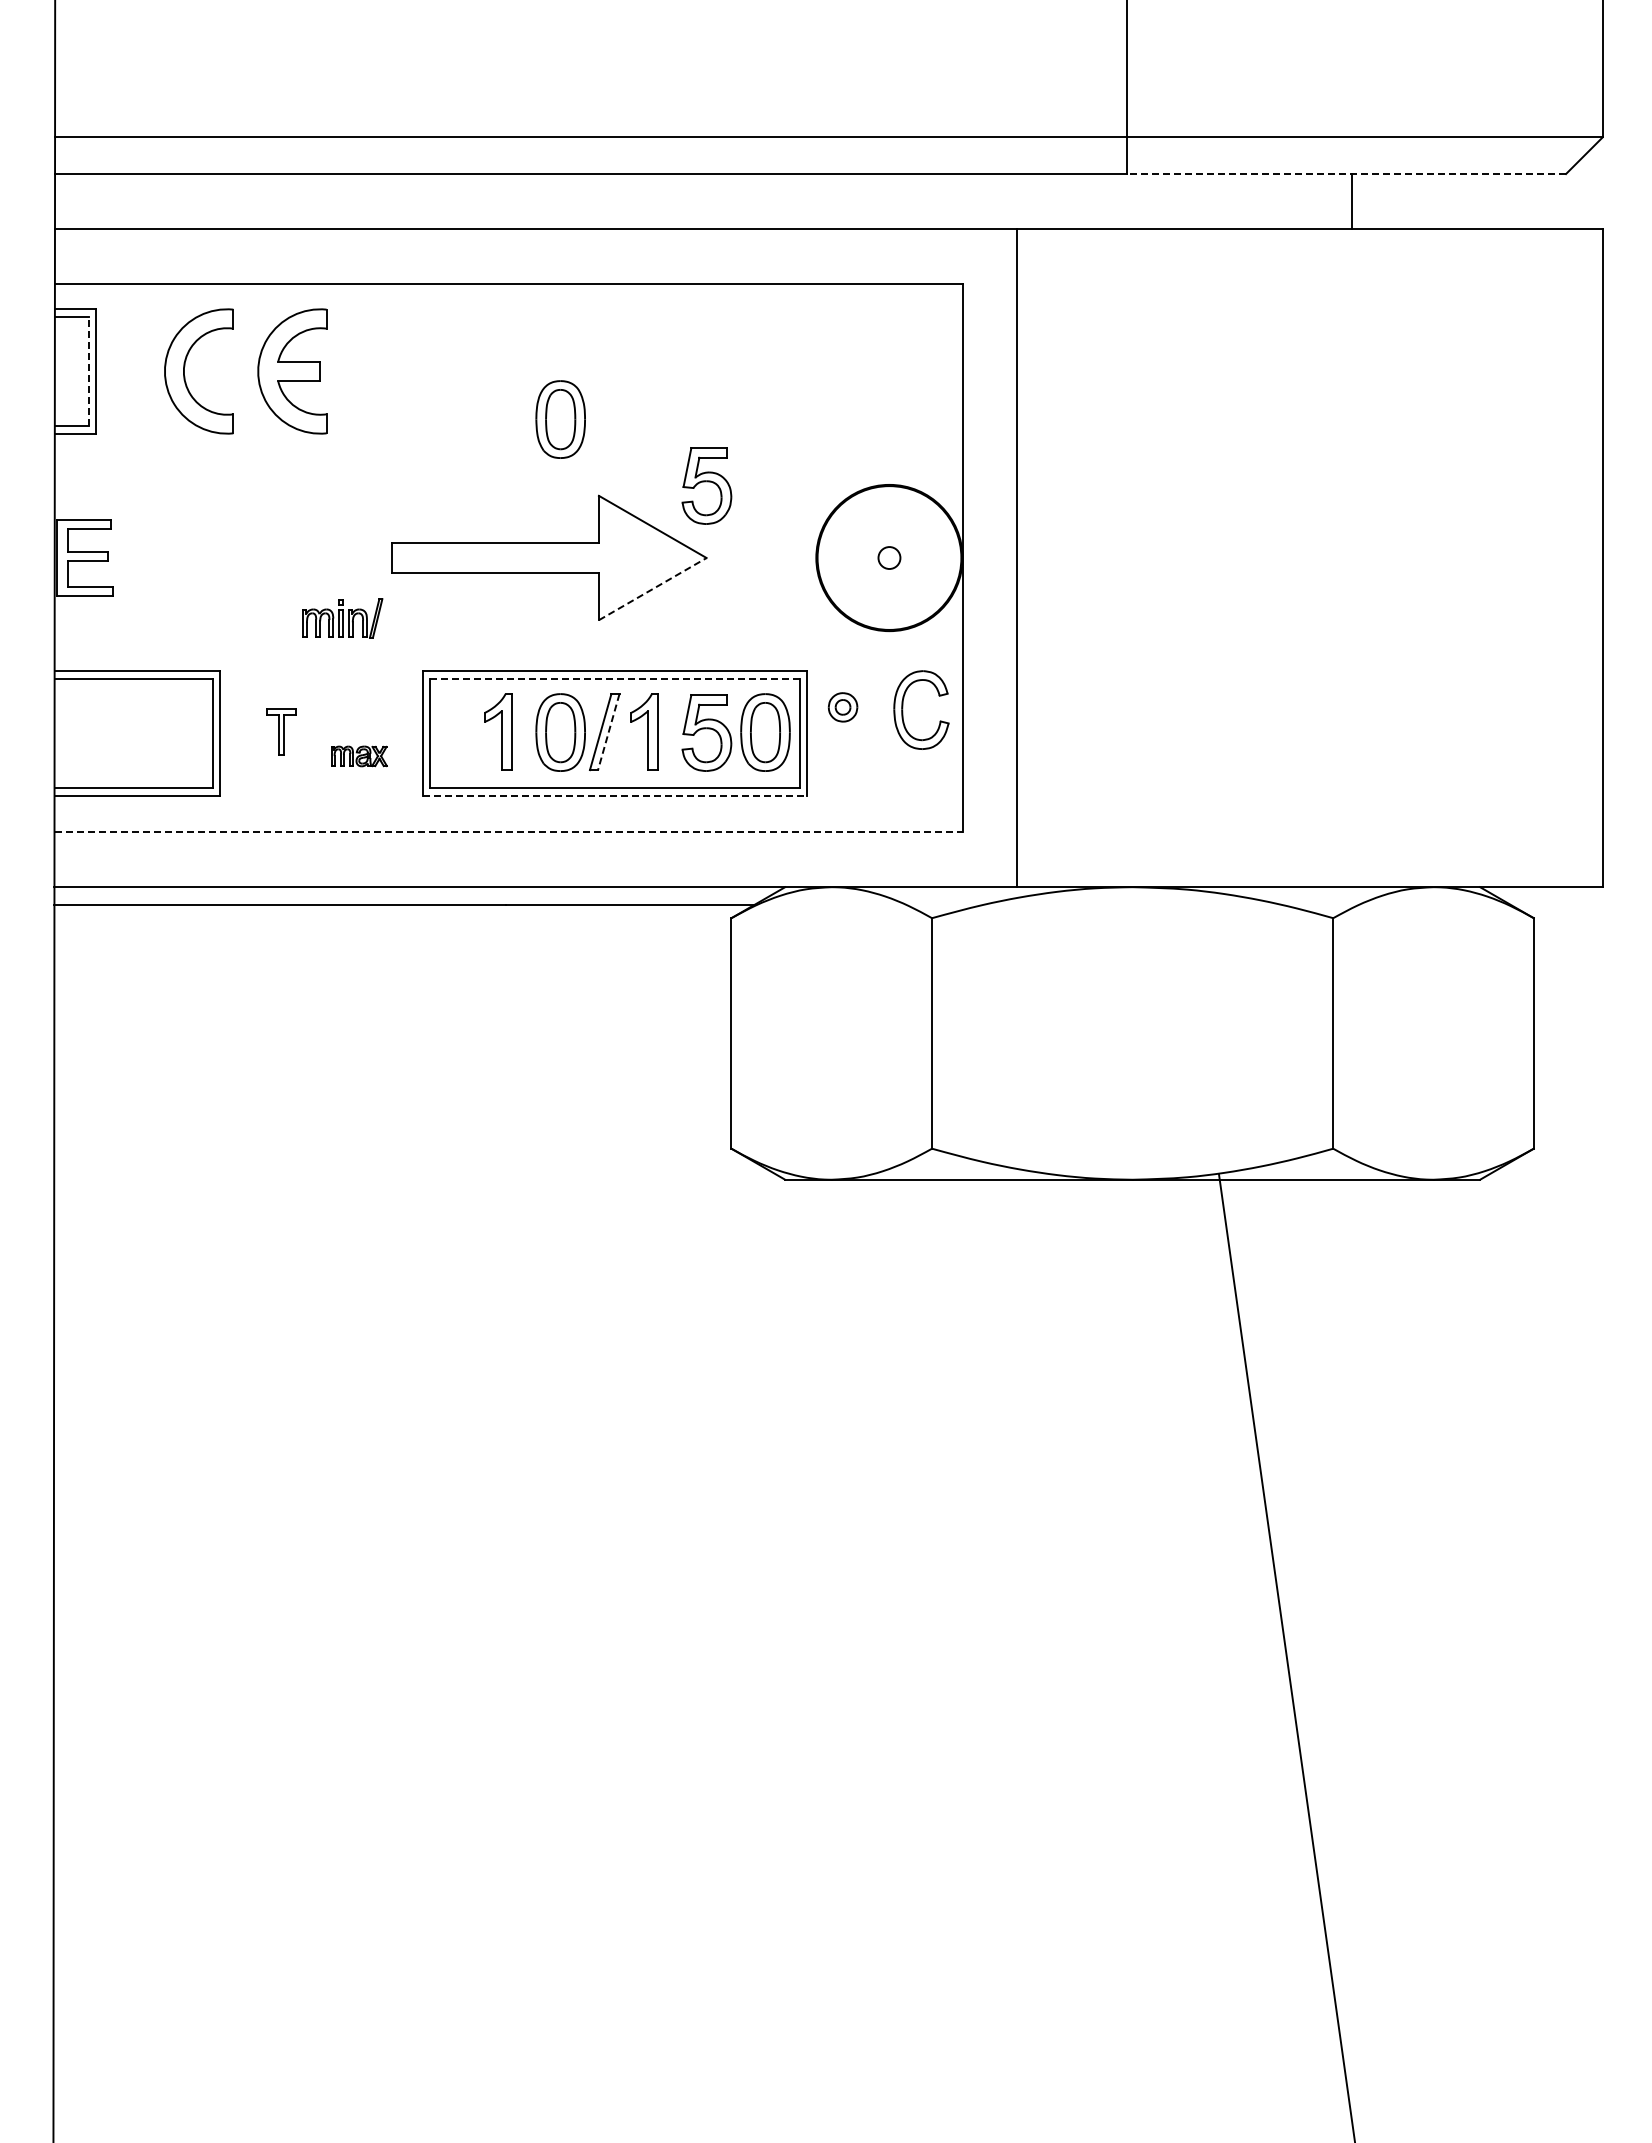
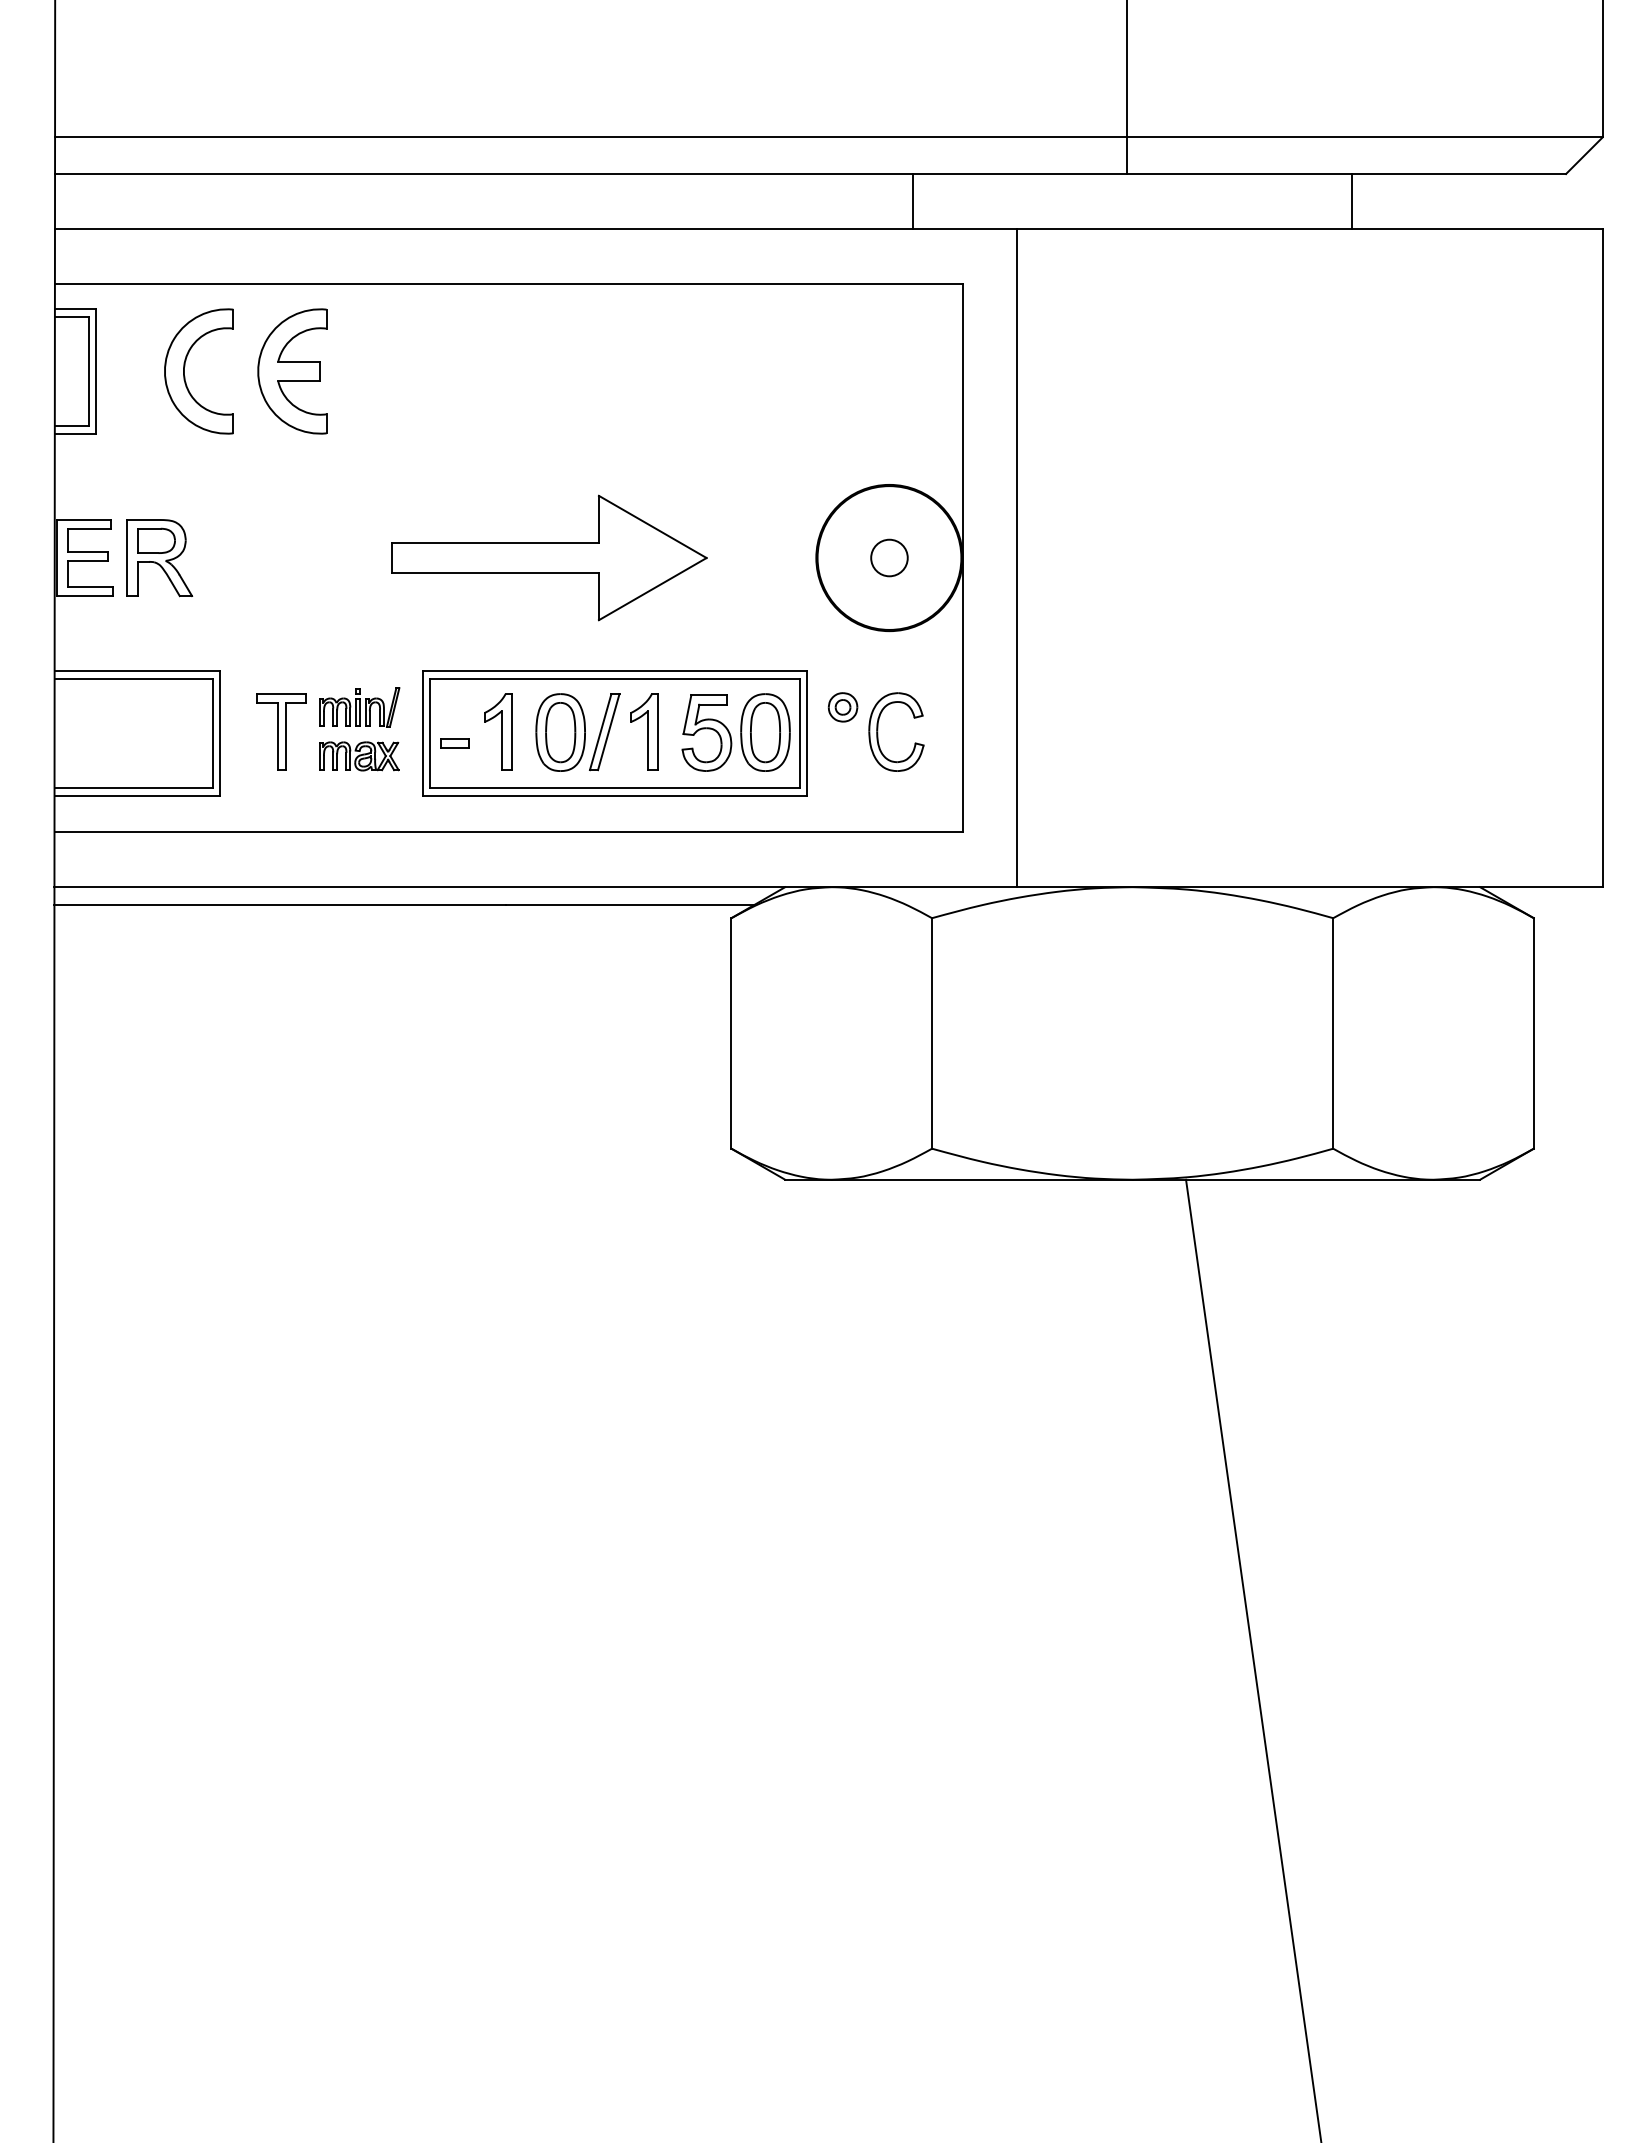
line: dashed -> solid (1346, 174)
line: none -> present (913, 201)
line: dashed -> solid (88, 371)
part: present -> none (560, 419)
part: present -> none (706, 485)
part: none -> present (159, 558)
circle diameter: 22 px -> 37 px (889, 557)
line: dashed -> solid (653, 588)
part position: (342, 618) -> (359, 707) (359, 707)
line: dashed -> solid (615, 678)
part position: (903, 709) -> (878, 731) (878, 731)
part size: 31x48 px -> 51x78 px (281, 731)
line: dashed -> solid (608, 732)
part: none -> present (454, 743)
part size: 57x23 px -> 81x31 px (359, 756)
line: dashed -> solid (615, 795)
line: dashed -> solid (509, 832)
line position: (1286, 1656) -> (1253, 1659) (1253, 1659)
